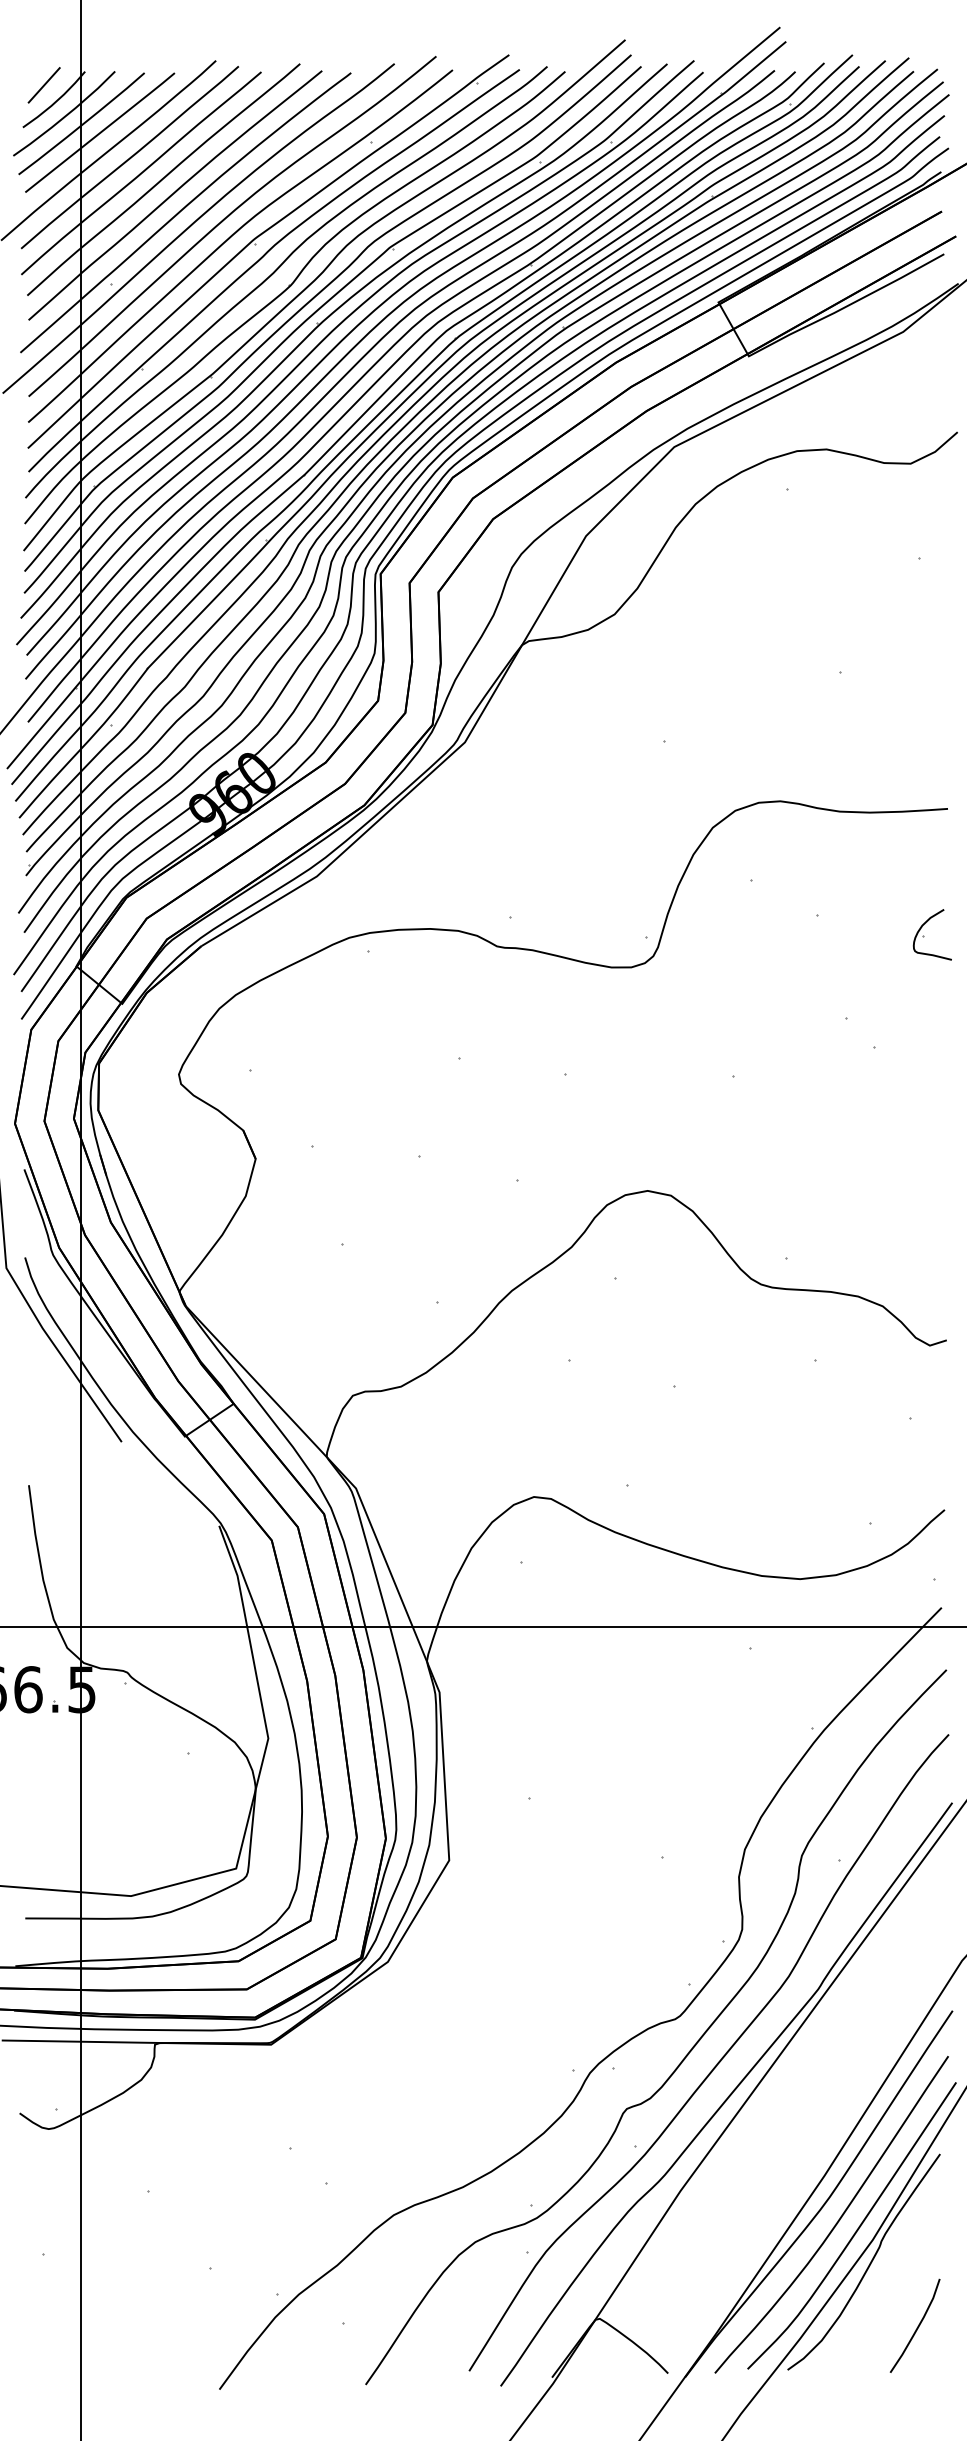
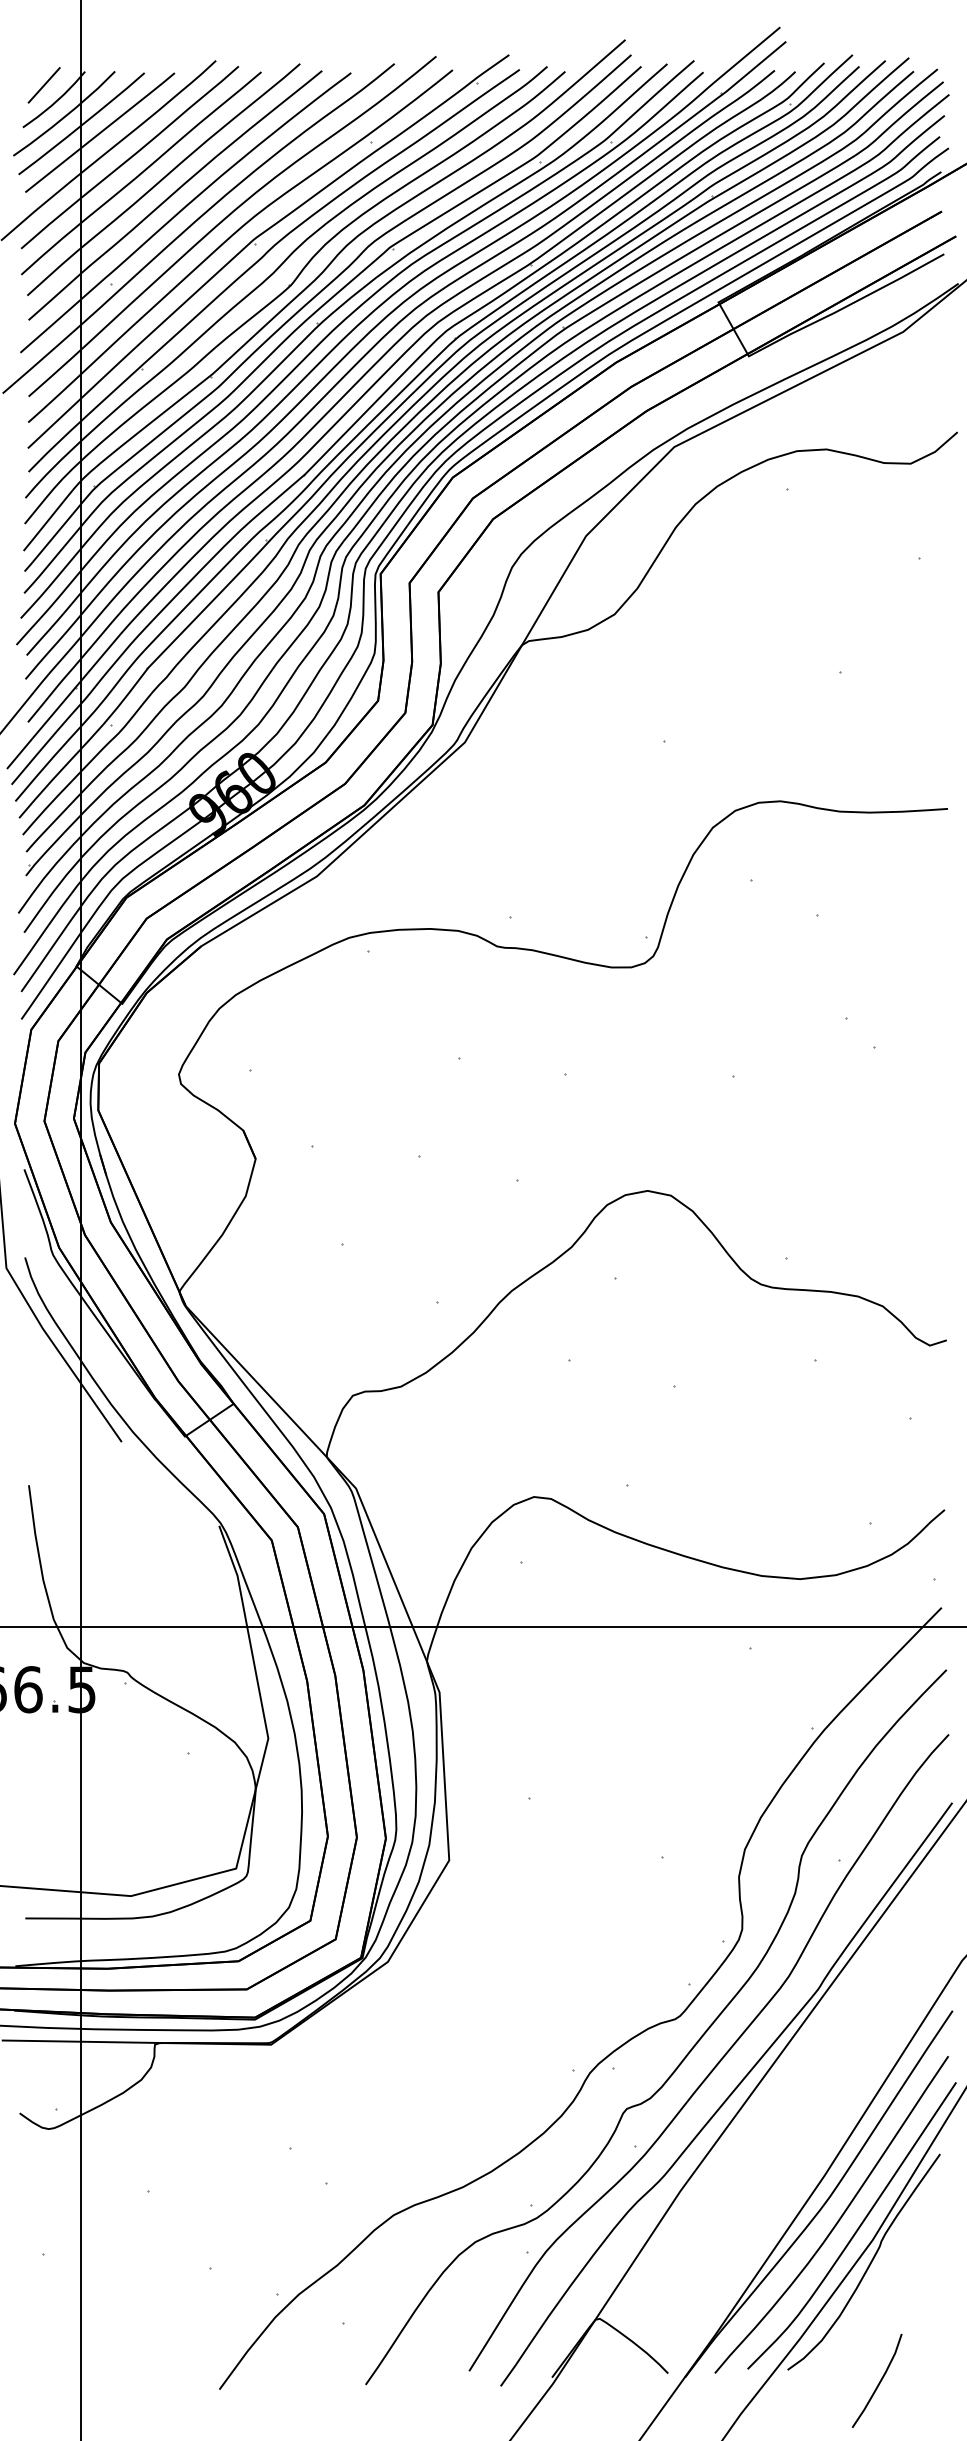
part: present -> none (924, 936)
curve position: (916, 2327) -> (878, 2382) (878, 2382)
